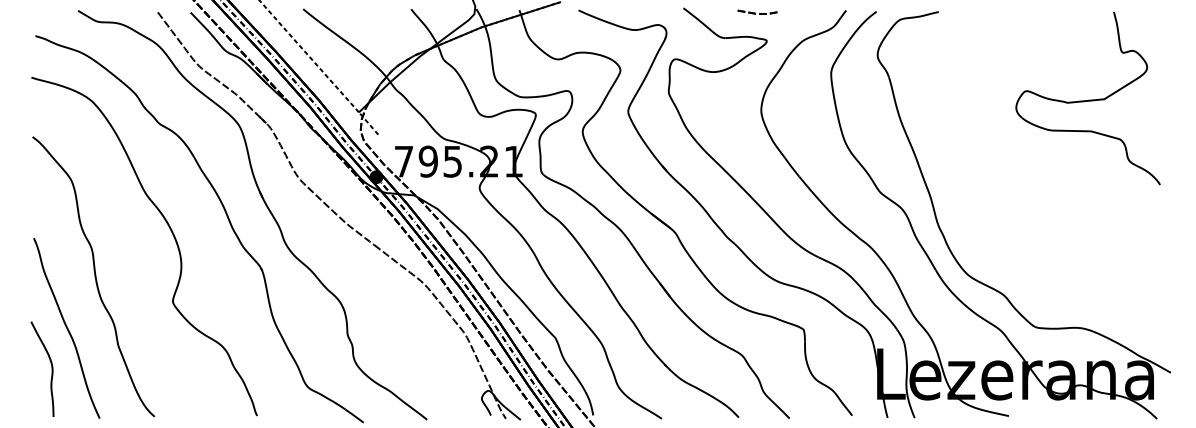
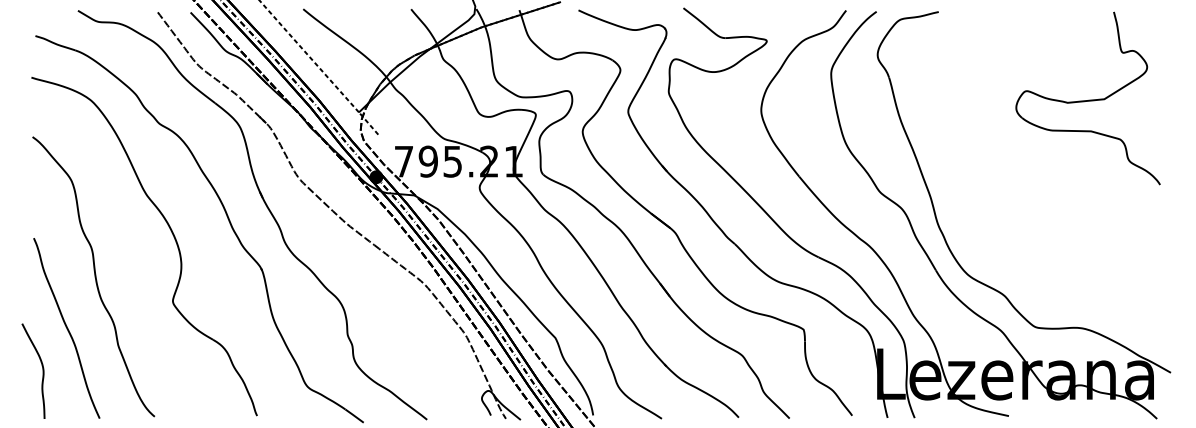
part: present -> none (757, 11)
curve position: (51, 368) -> (42, 370) (42, 370)
